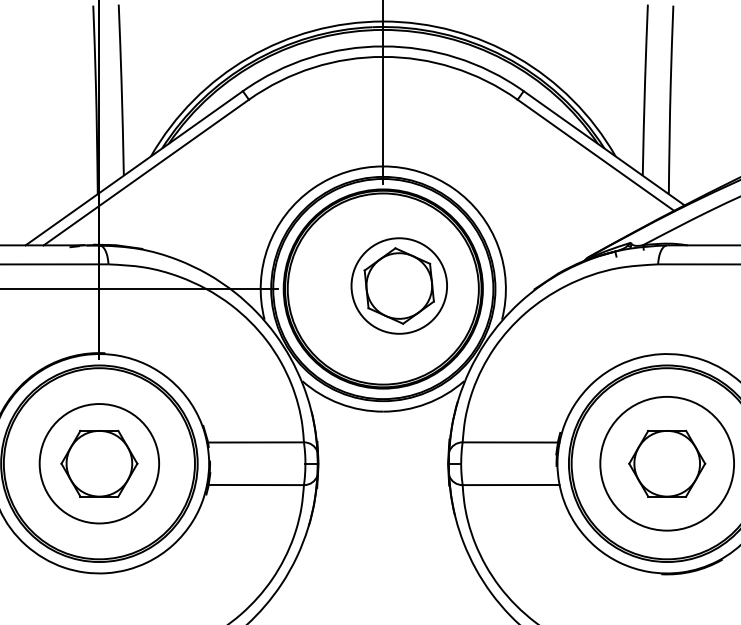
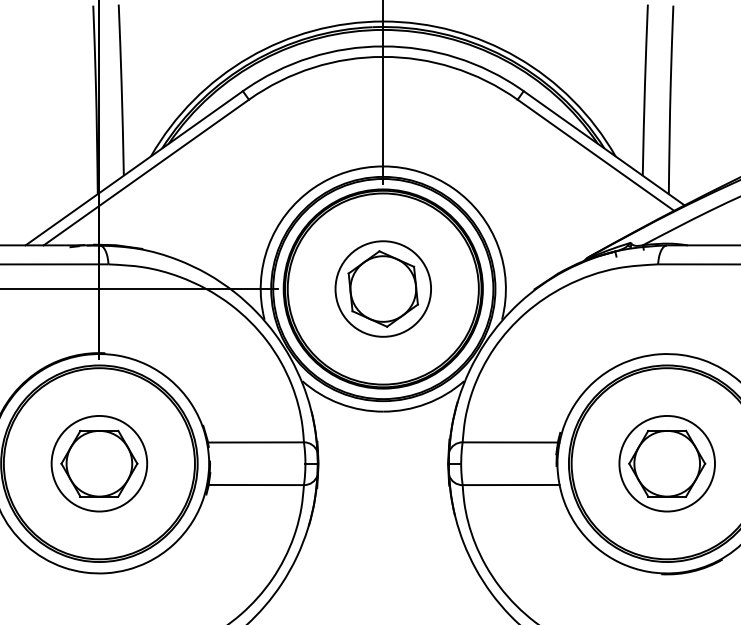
part position: (398, 285) -> (382, 288) (382, 288)
circle diameter: 119 px -> 96 px (99, 463)
circle diameter: 134 px -> 96 px (666, 463)
